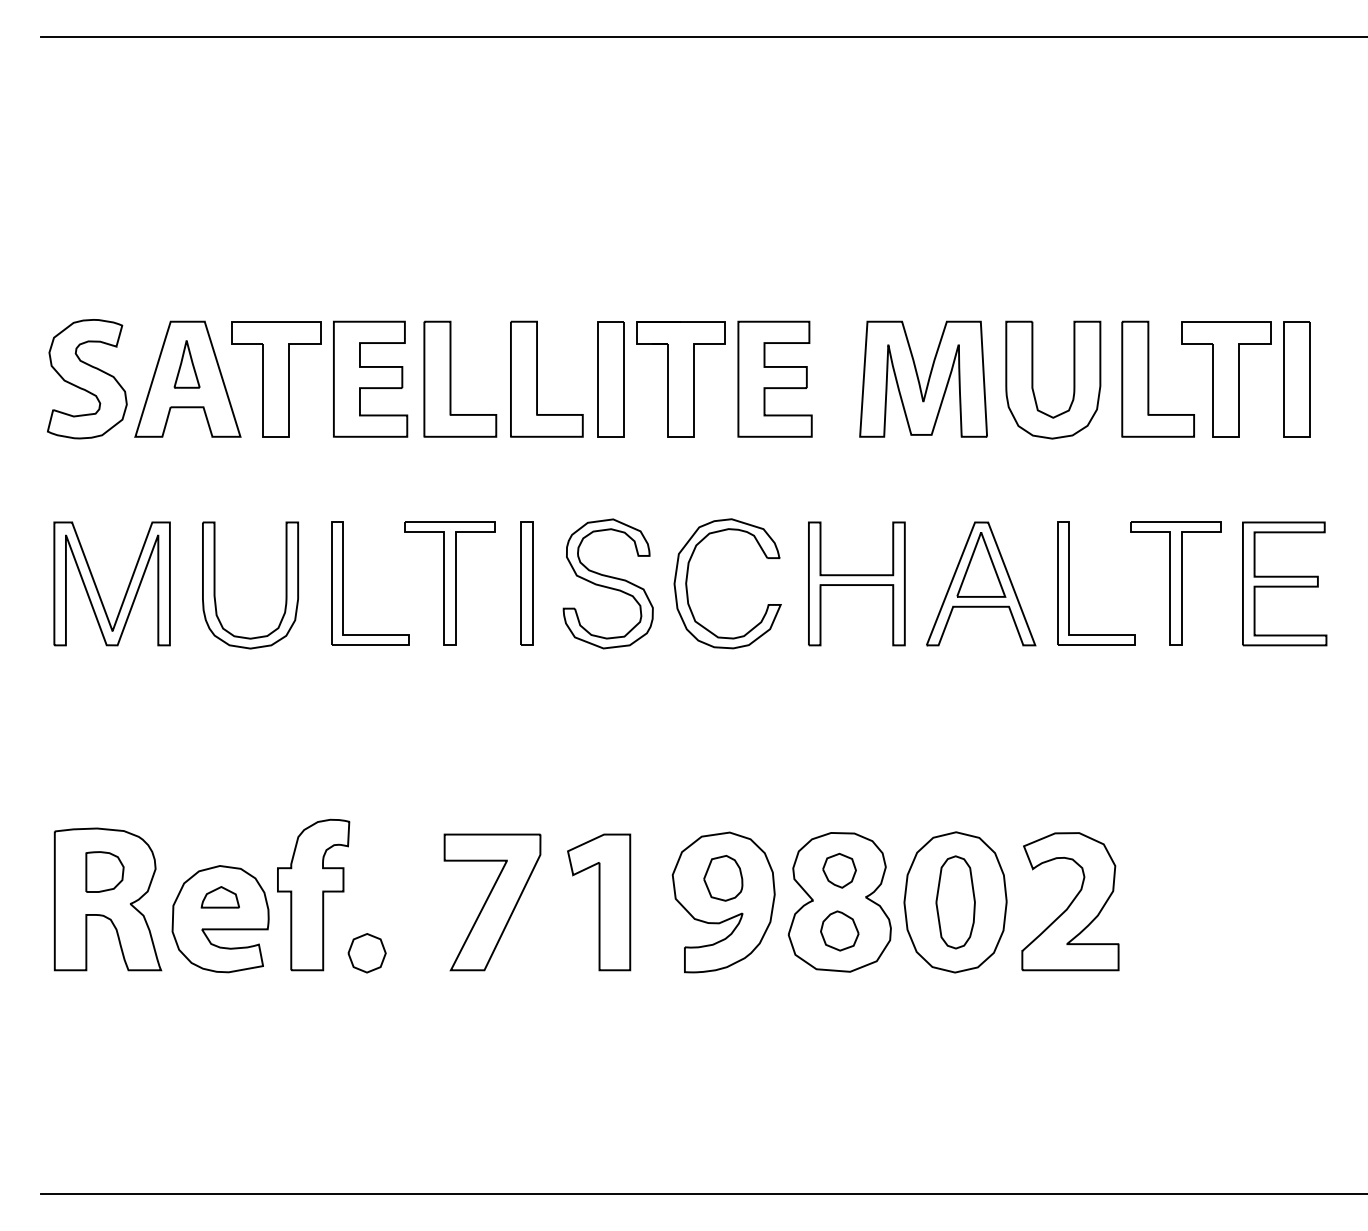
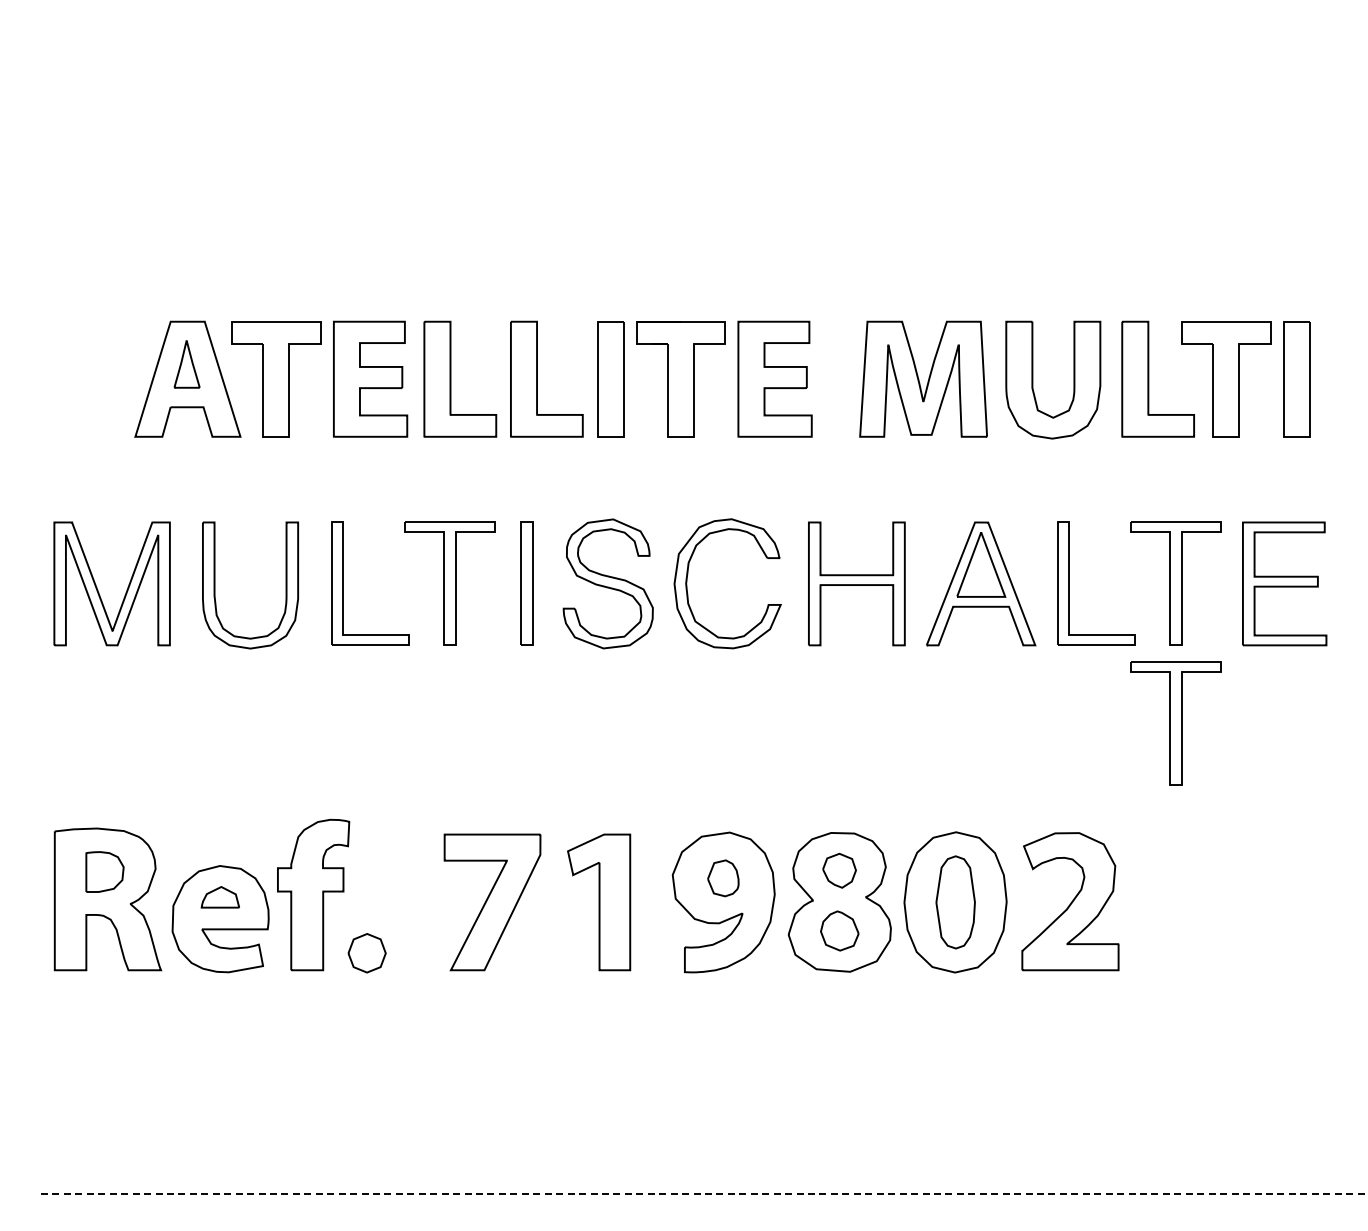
line: present -> none (702, 36)
part: present -> none (87, 379)
part: none -> present (1175, 723)
part size: 41x47 px -> 33x39 px (723, 878)
line: solid -> dashed (704, 1194)
